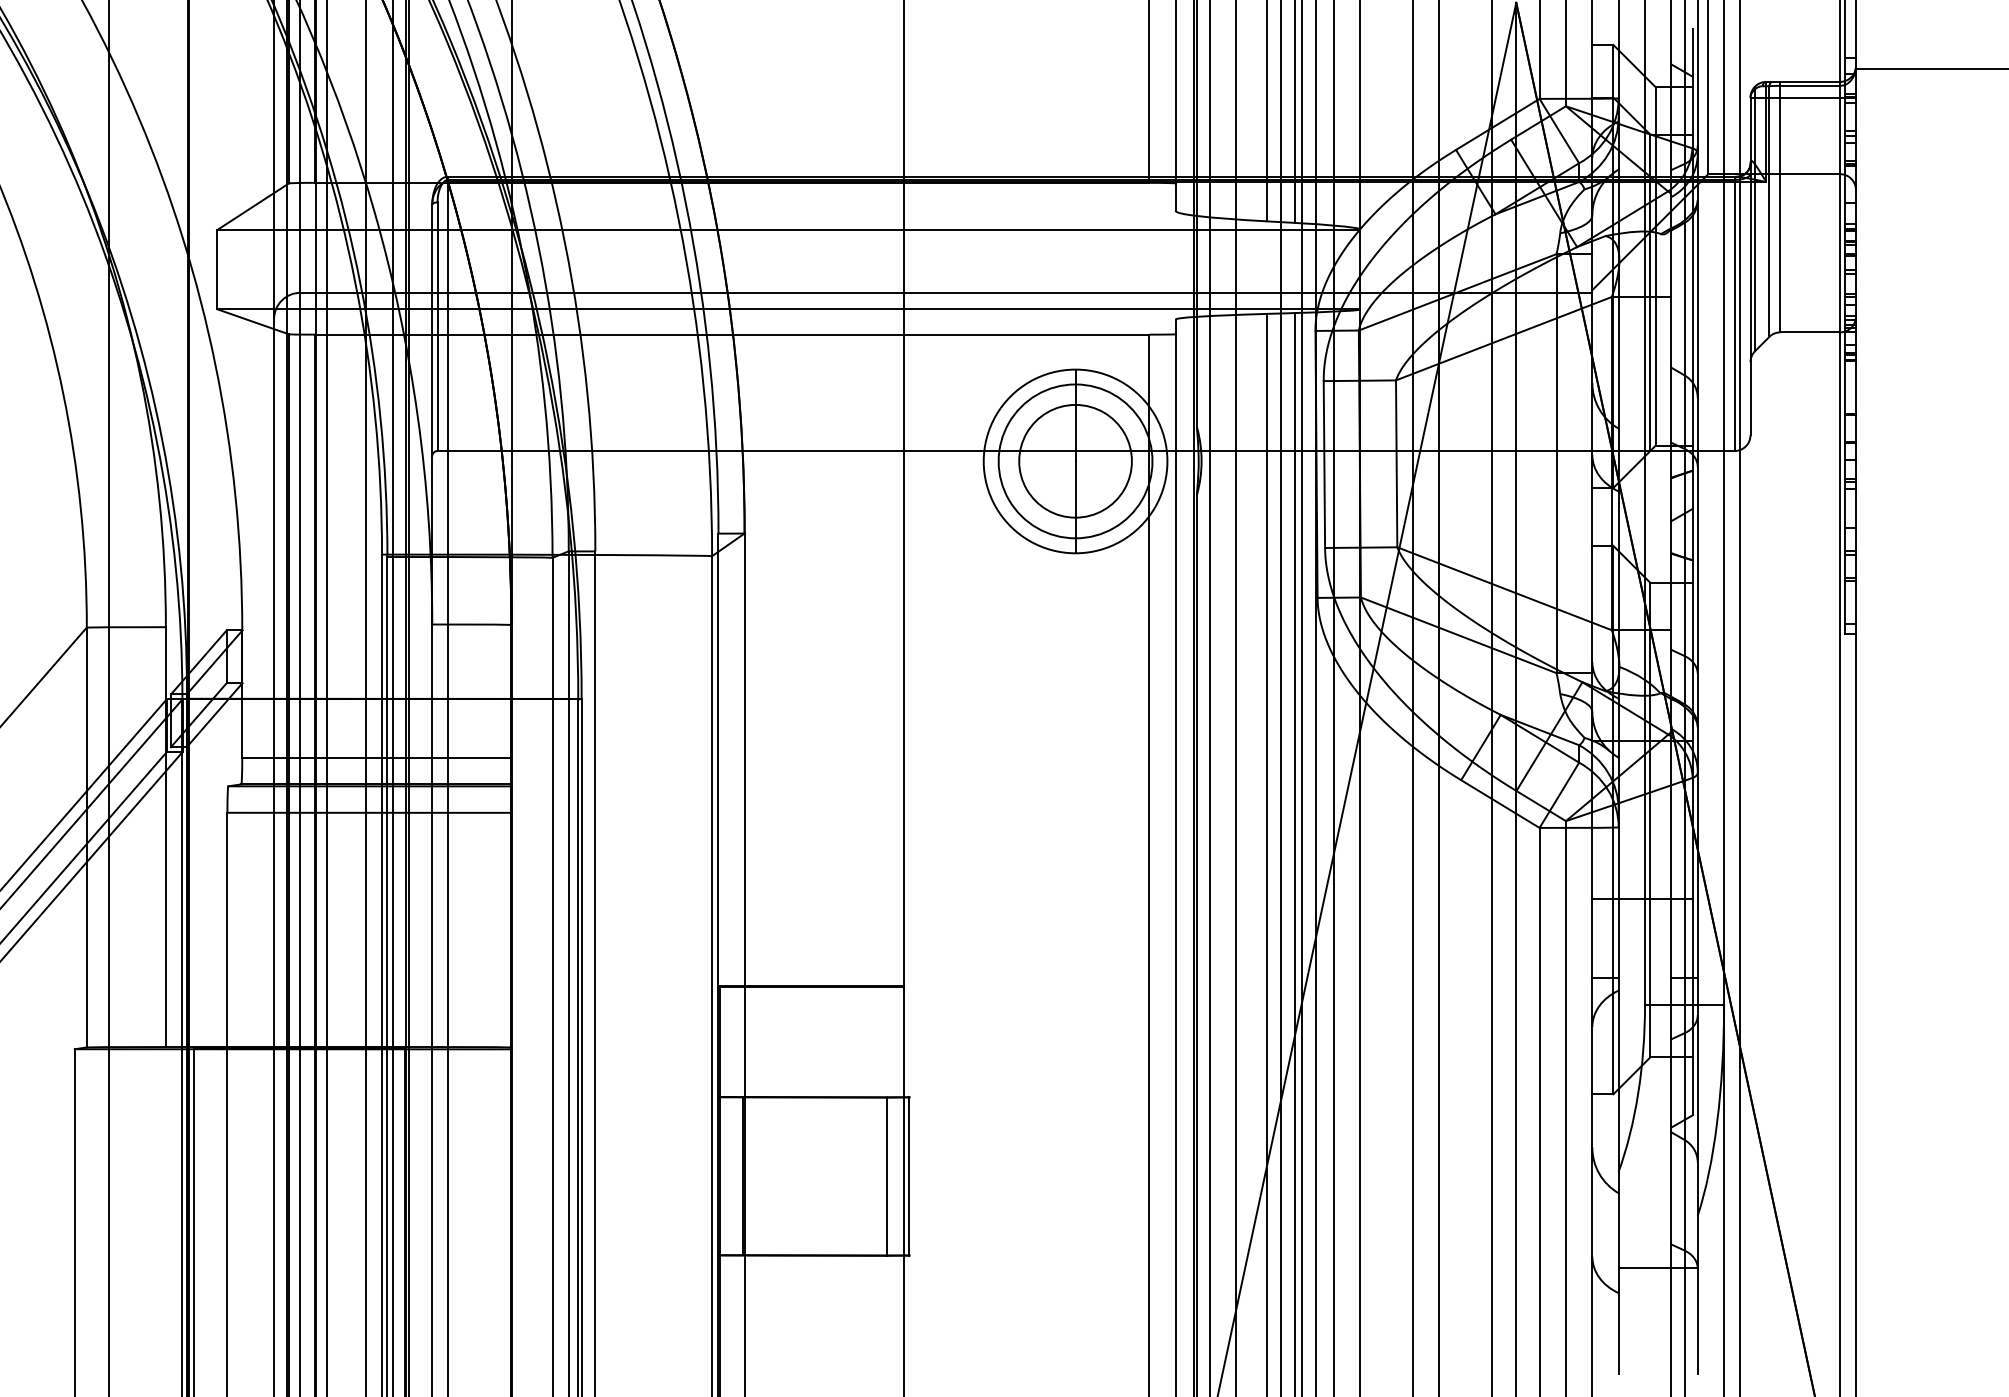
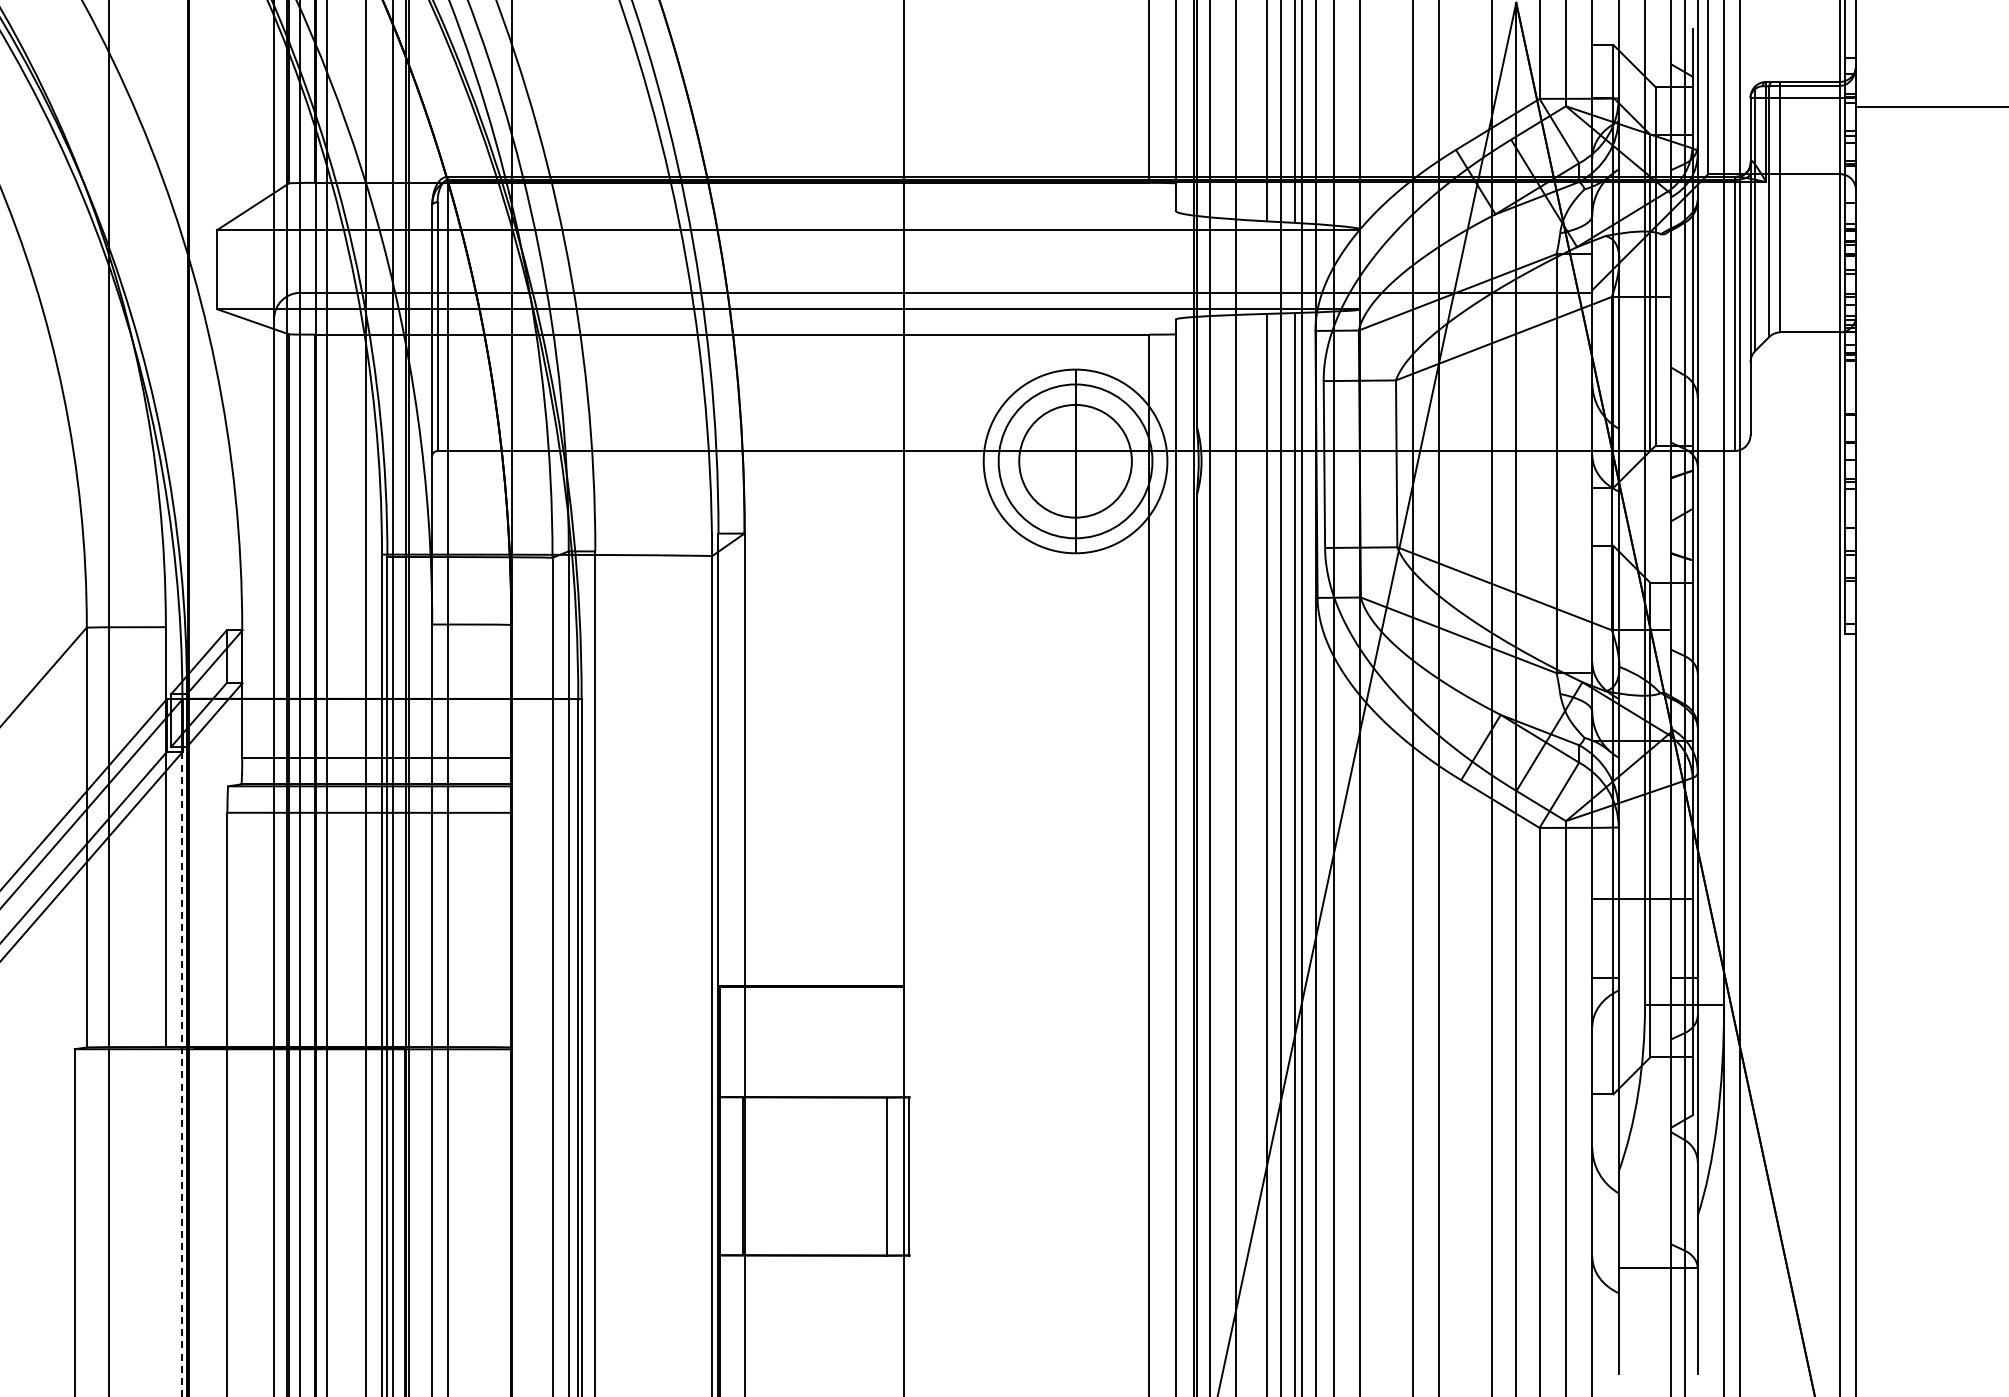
line position: (1930, 68) -> (1930, 106) (1930, 106)
line: solid -> dashed (182, 1074)
line: present -> none (193, 1220)
